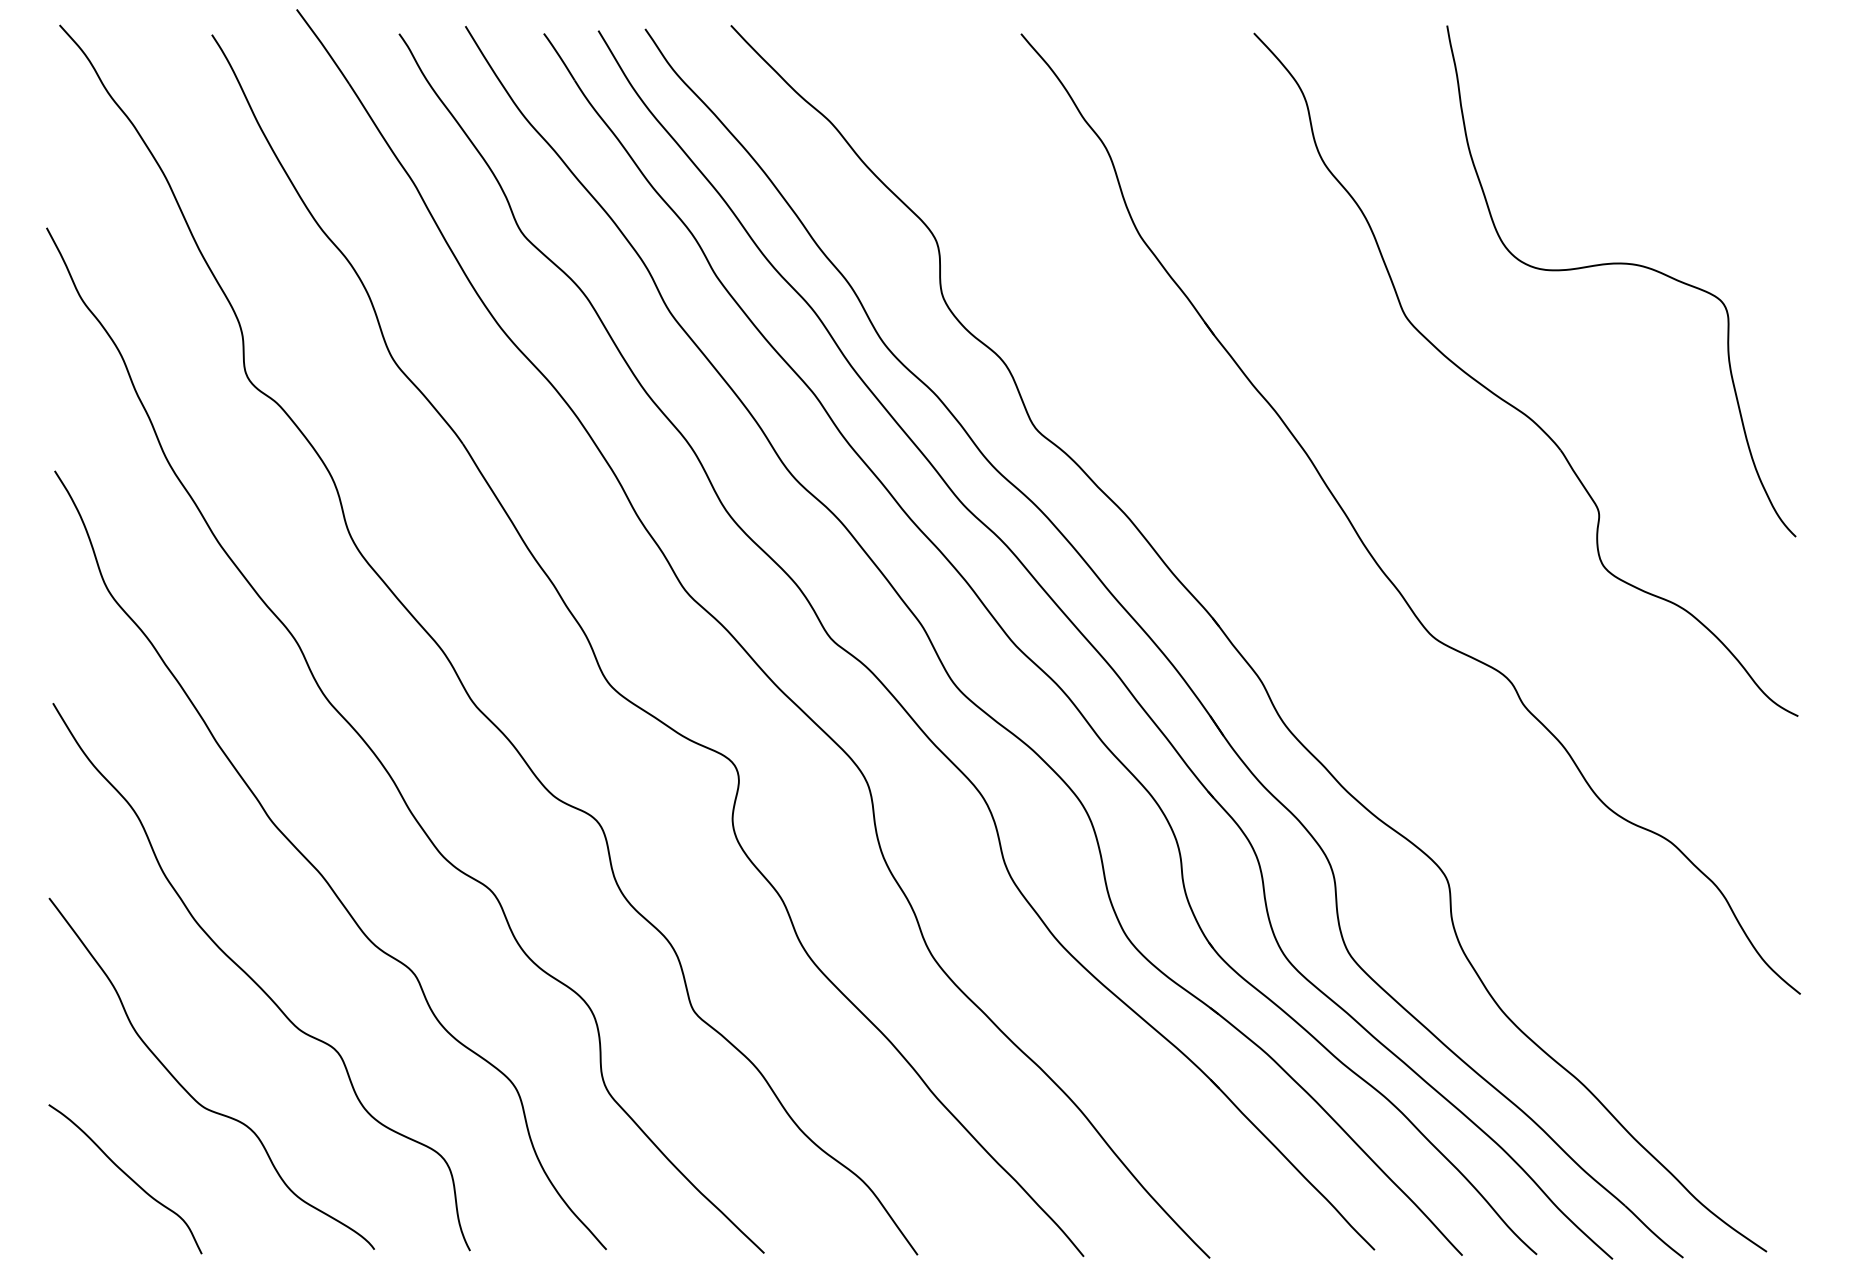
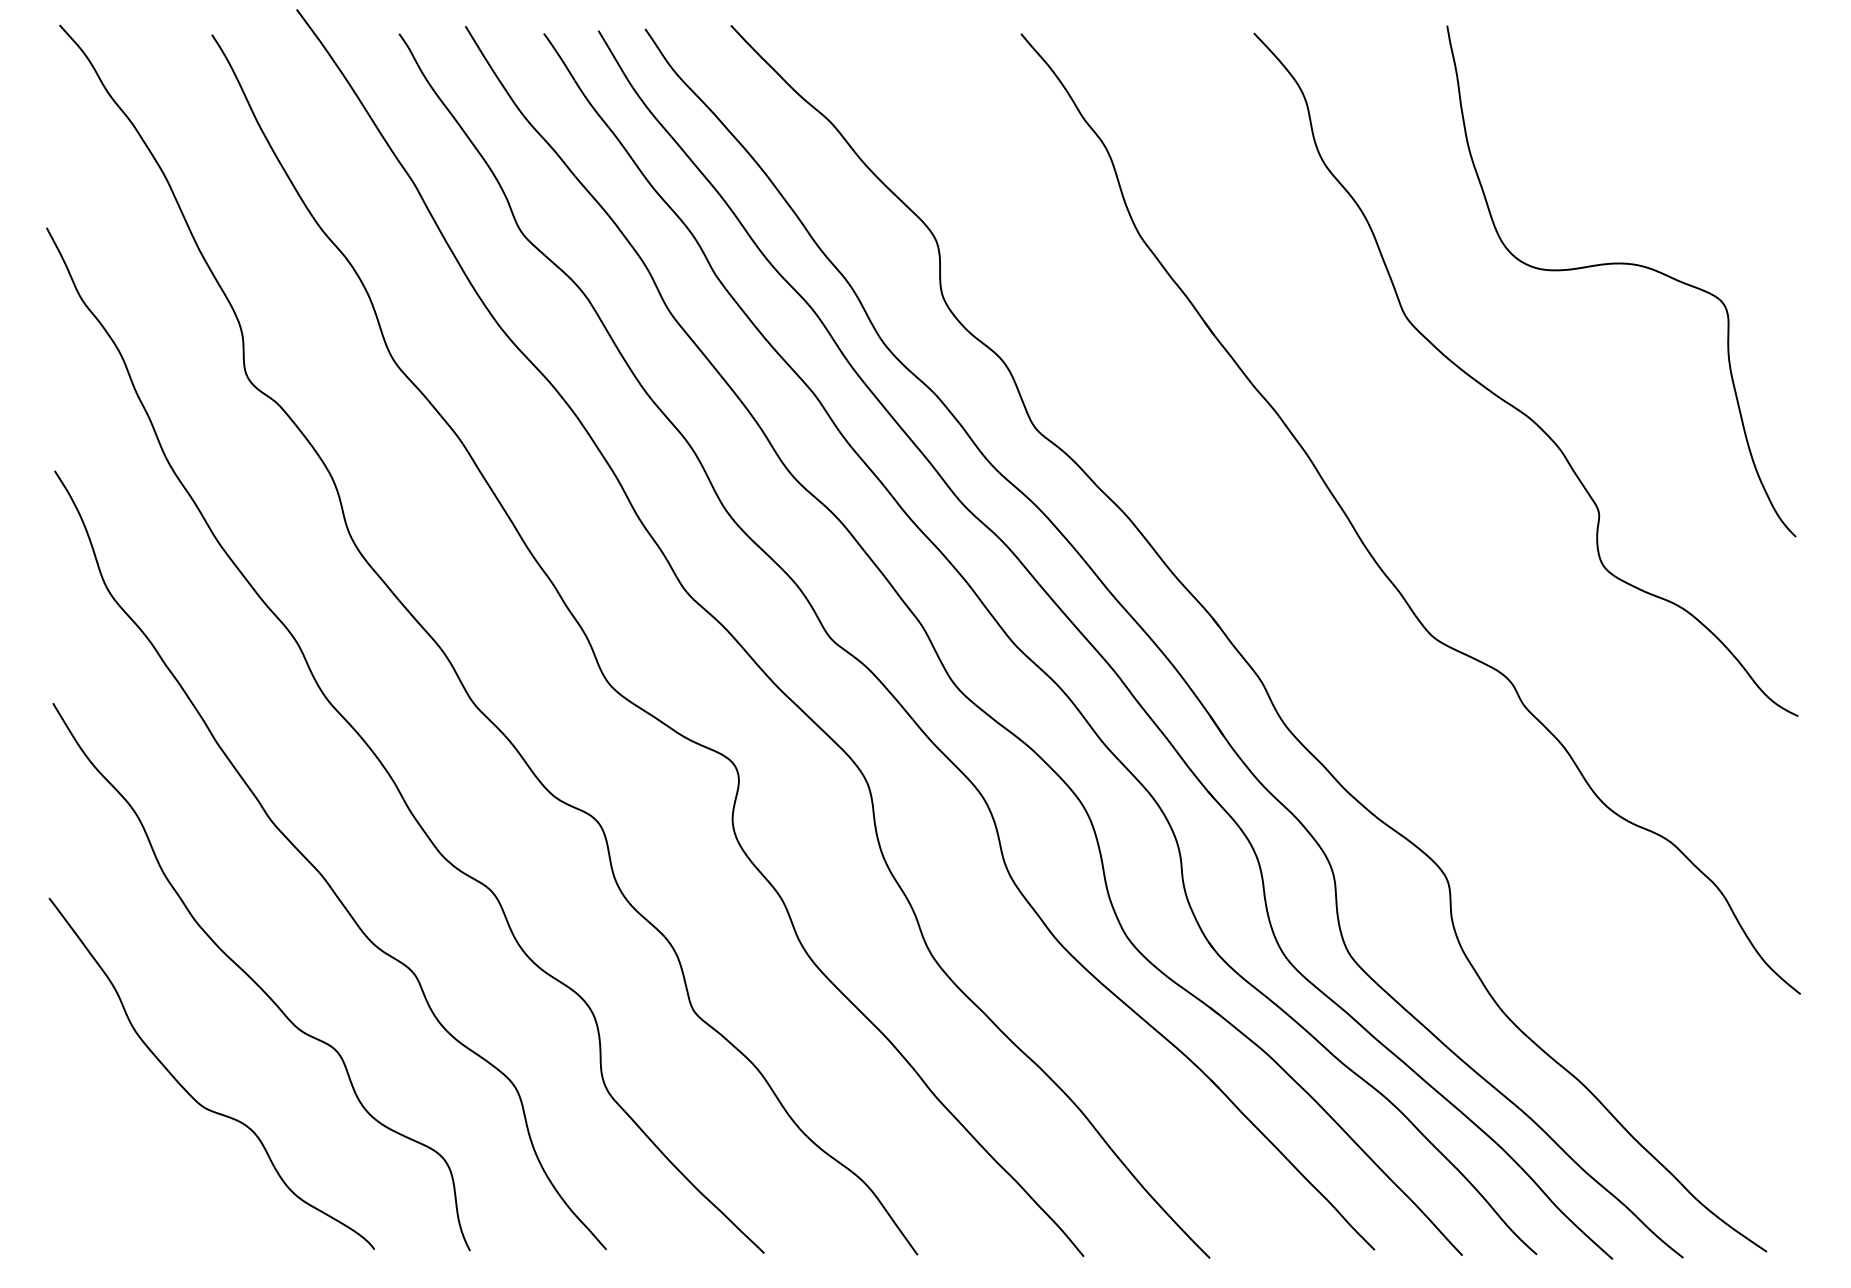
curve: present -> none (126, 1176)
